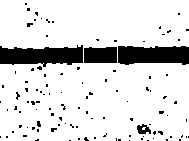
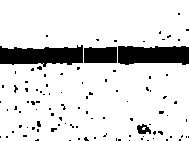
part: present -> none (39, 14)
part position: (164, 30) -> (164, 35) (164, 35)
part position: (17, 95) -> (15, 88) (15, 88)
